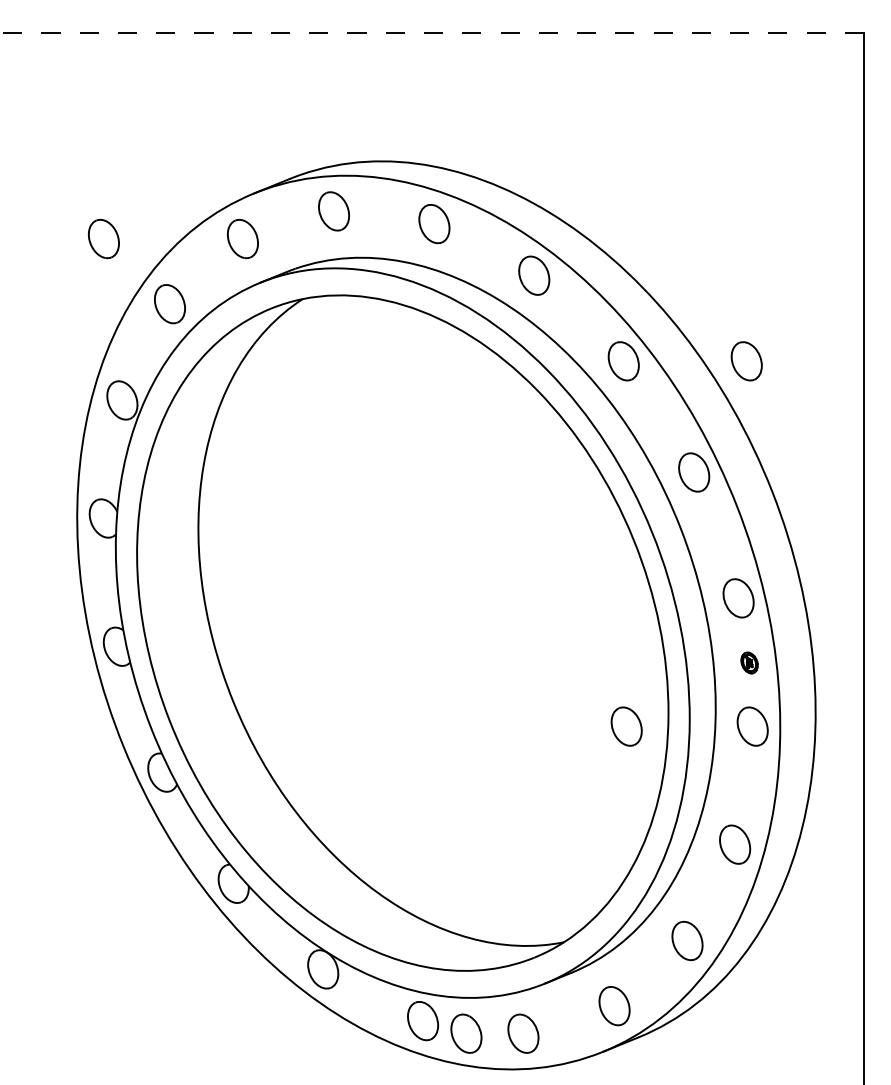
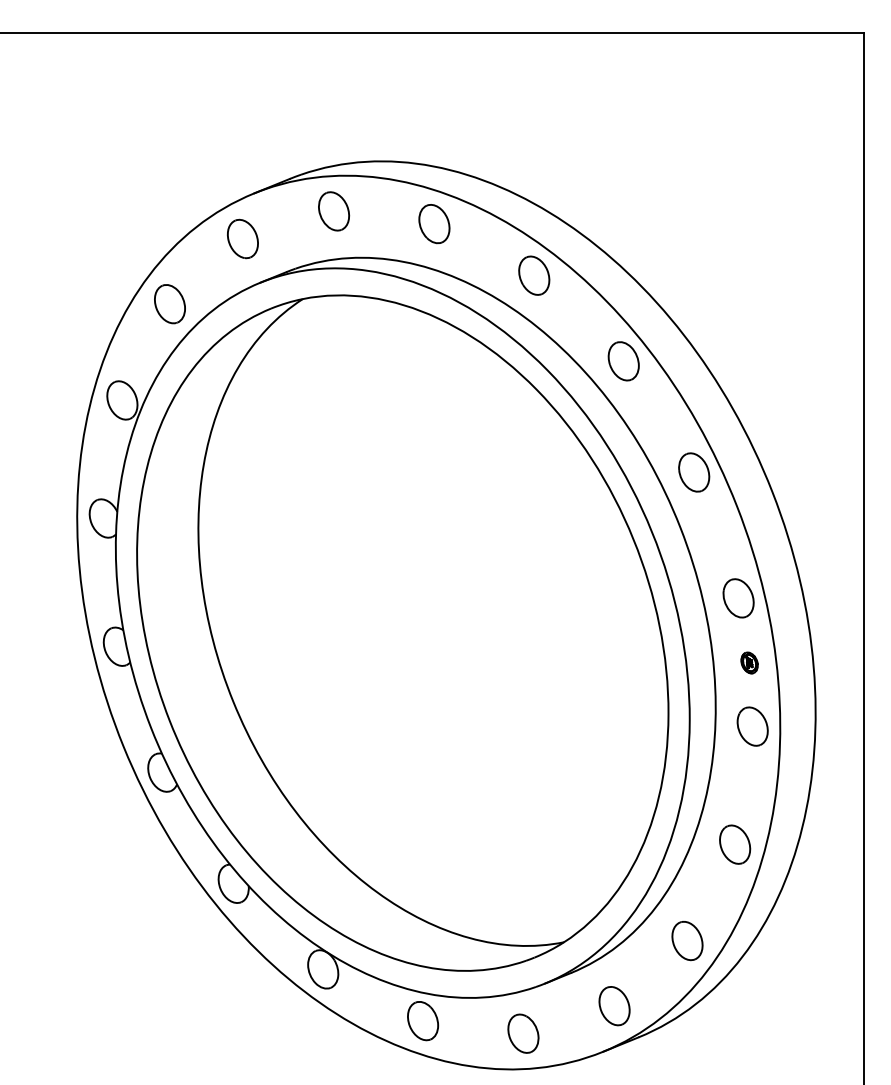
line: dashed -> solid (432, 32)
part: present -> none (103, 238)
part: present -> none (746, 361)
part: present -> none (626, 726)
part: present -> none (466, 1033)
